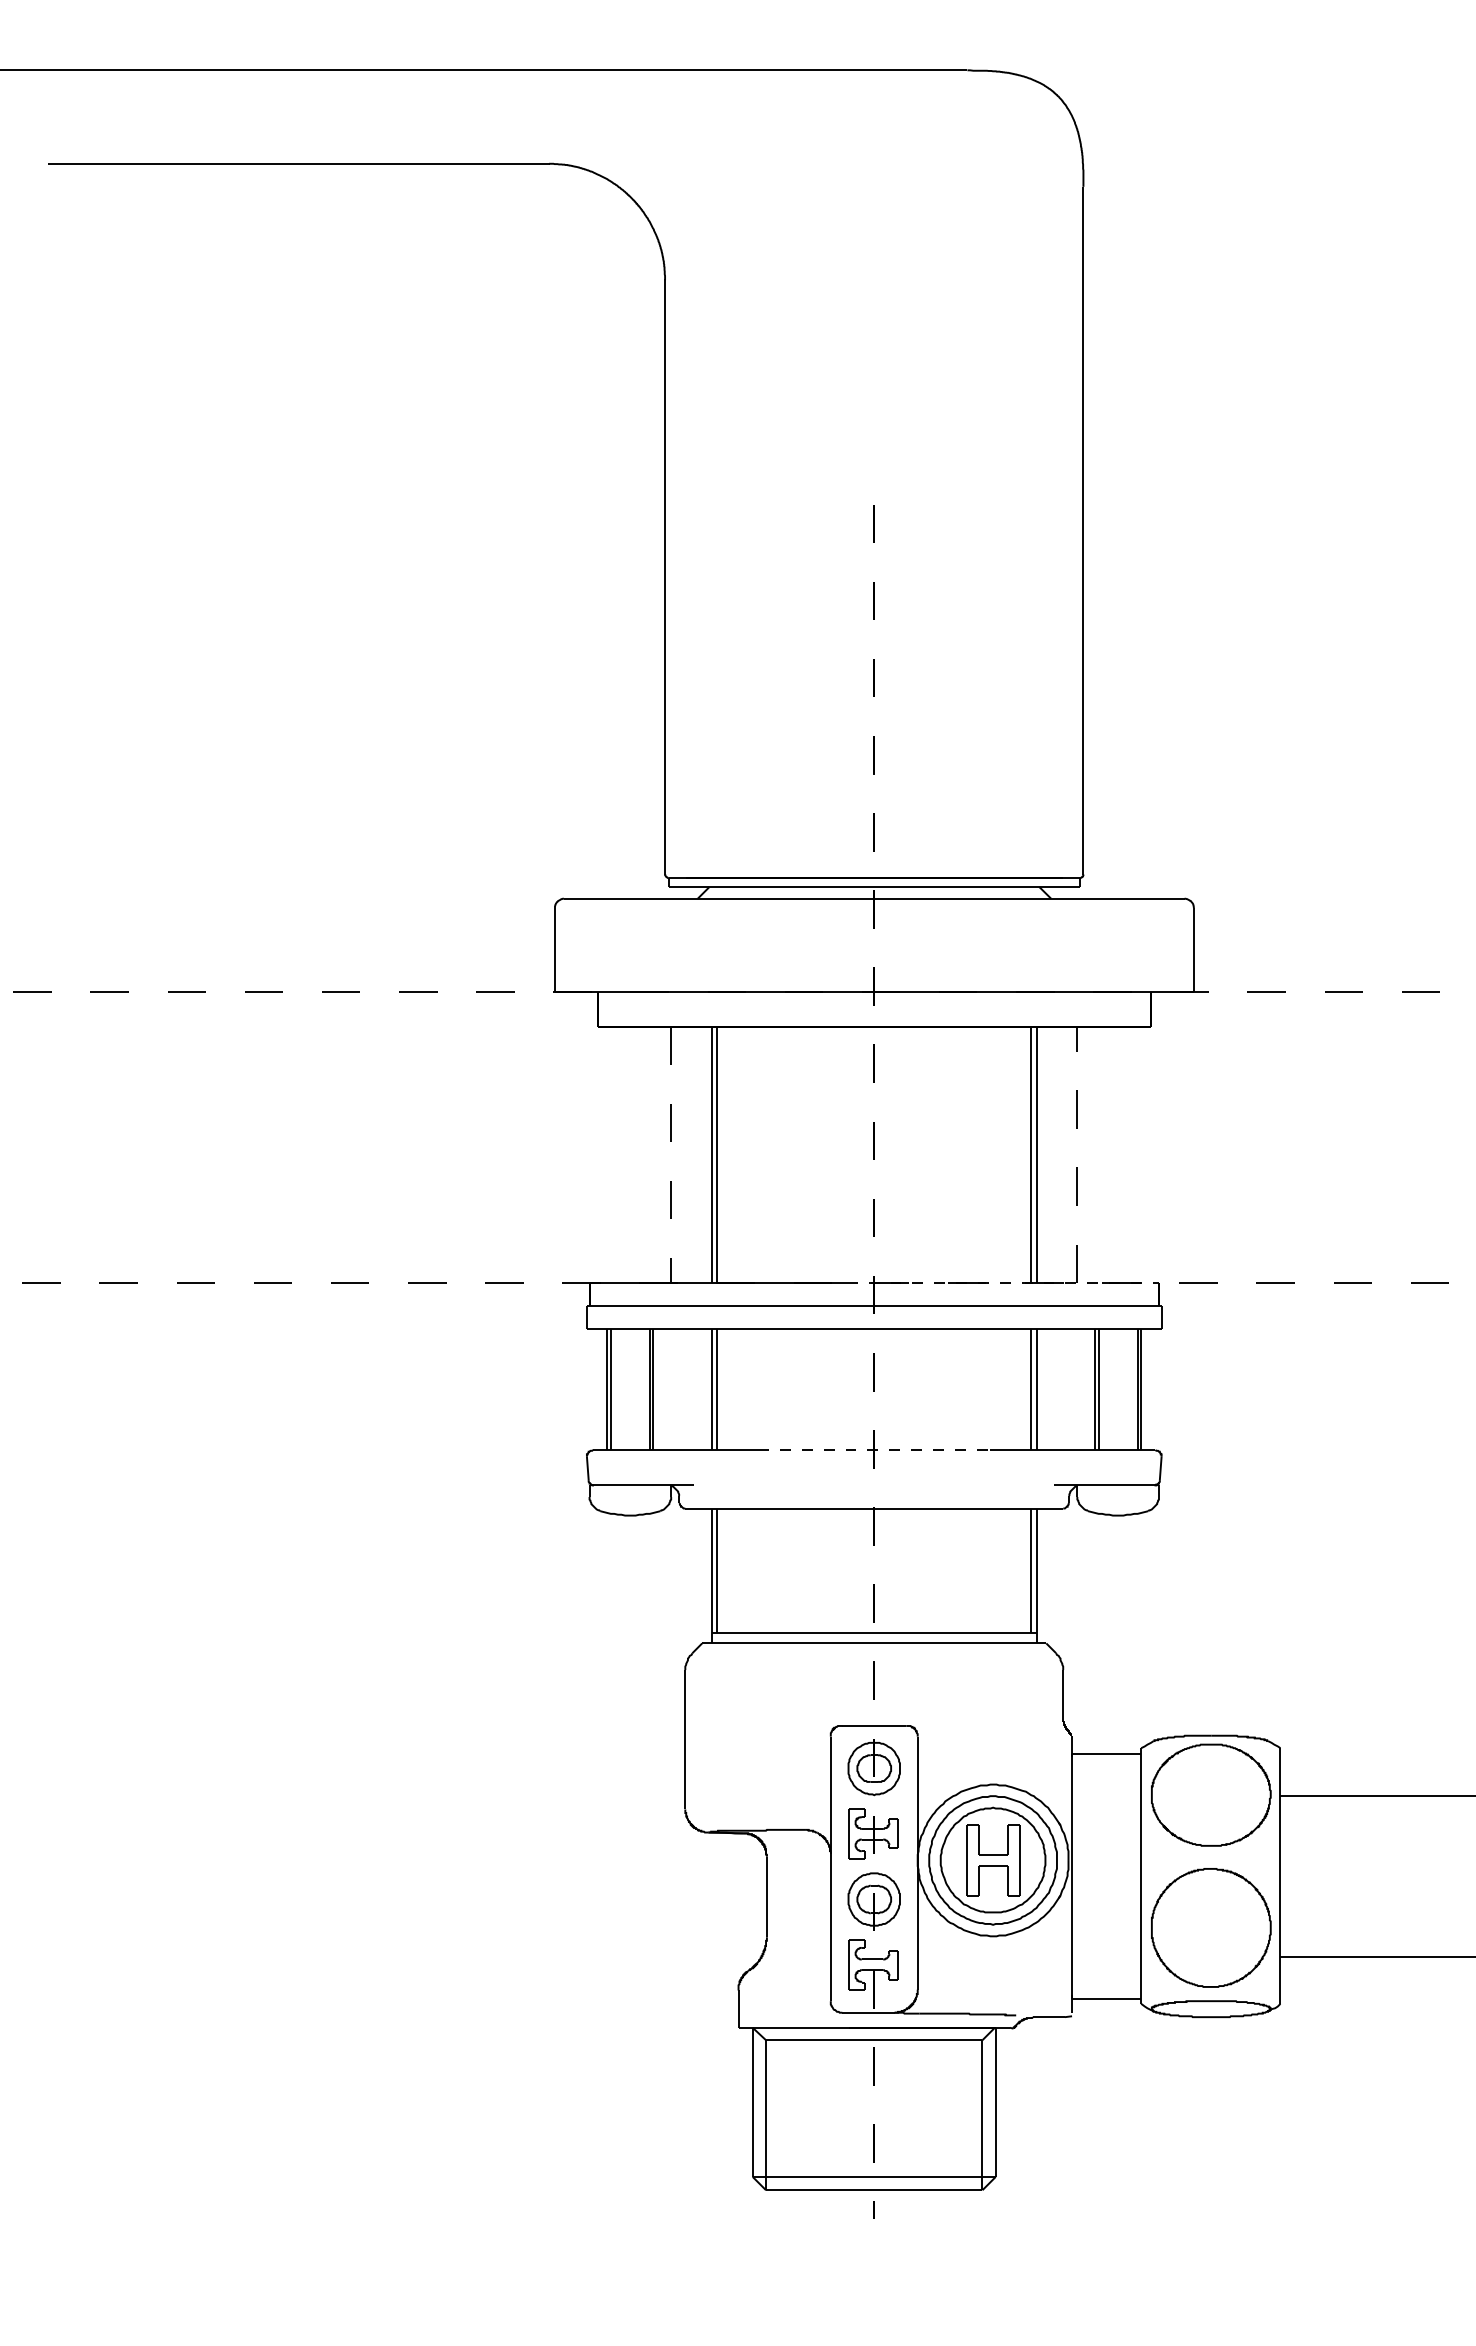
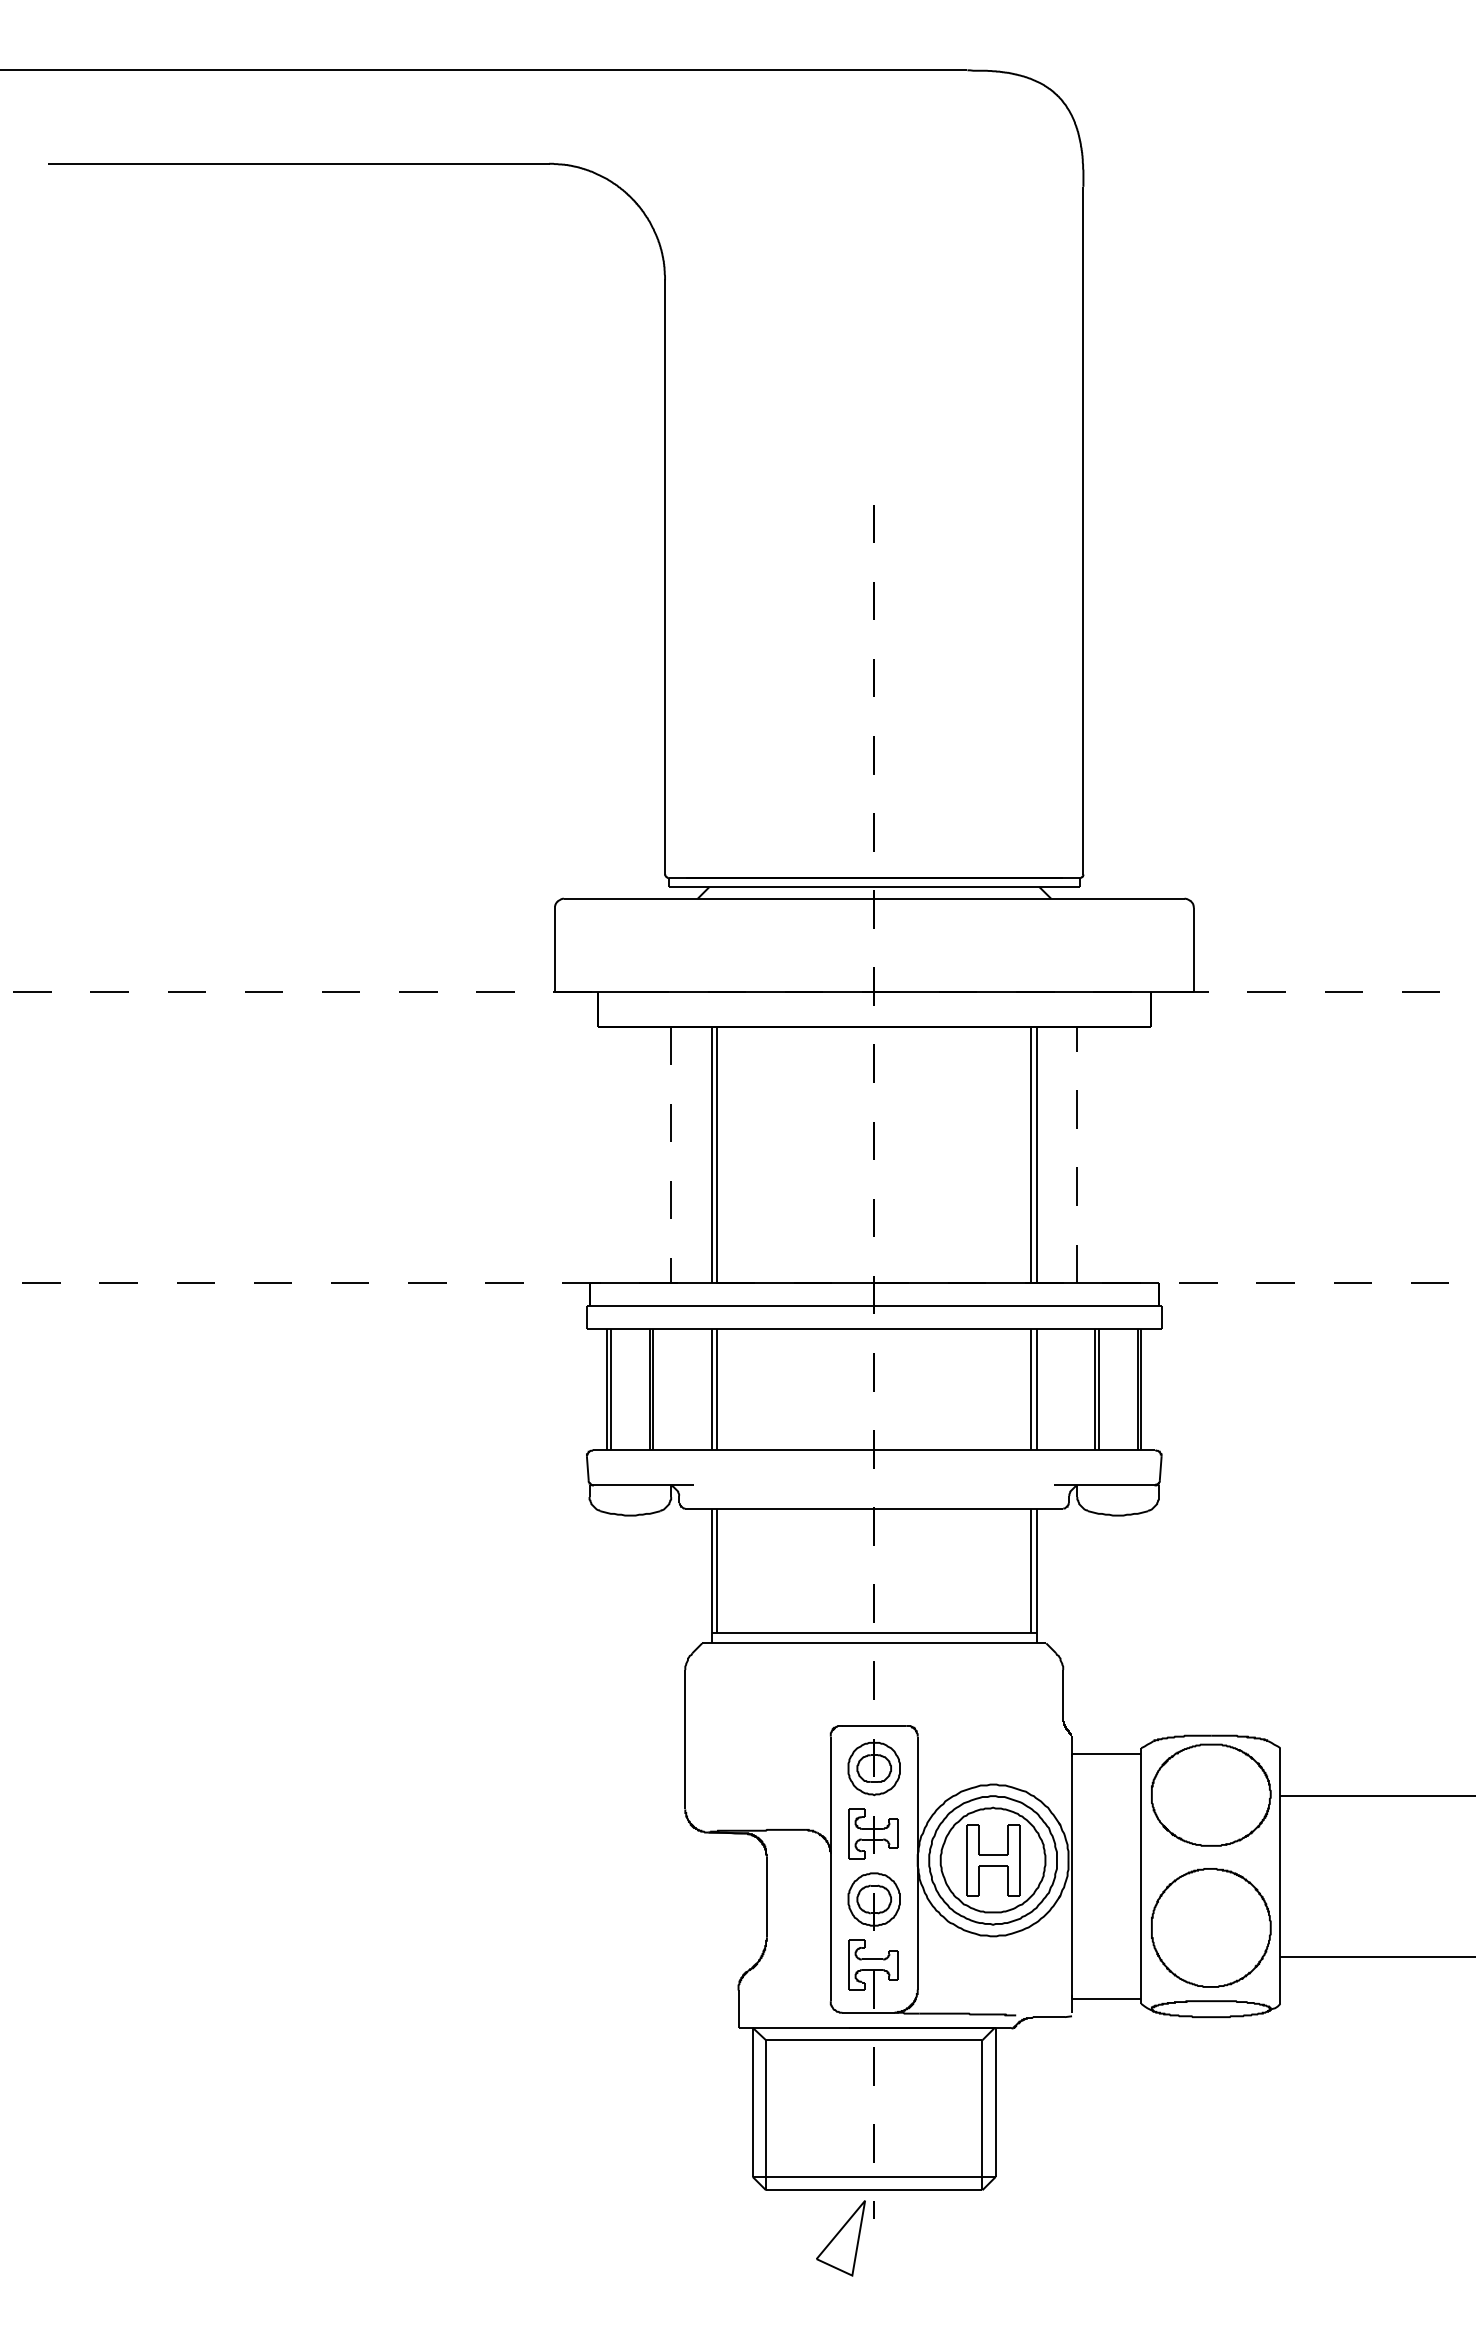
line: dashed -> solid (1003, 1283)
line: dashed -> solid (874, 1449)
part: none -> present (840, 2238)
